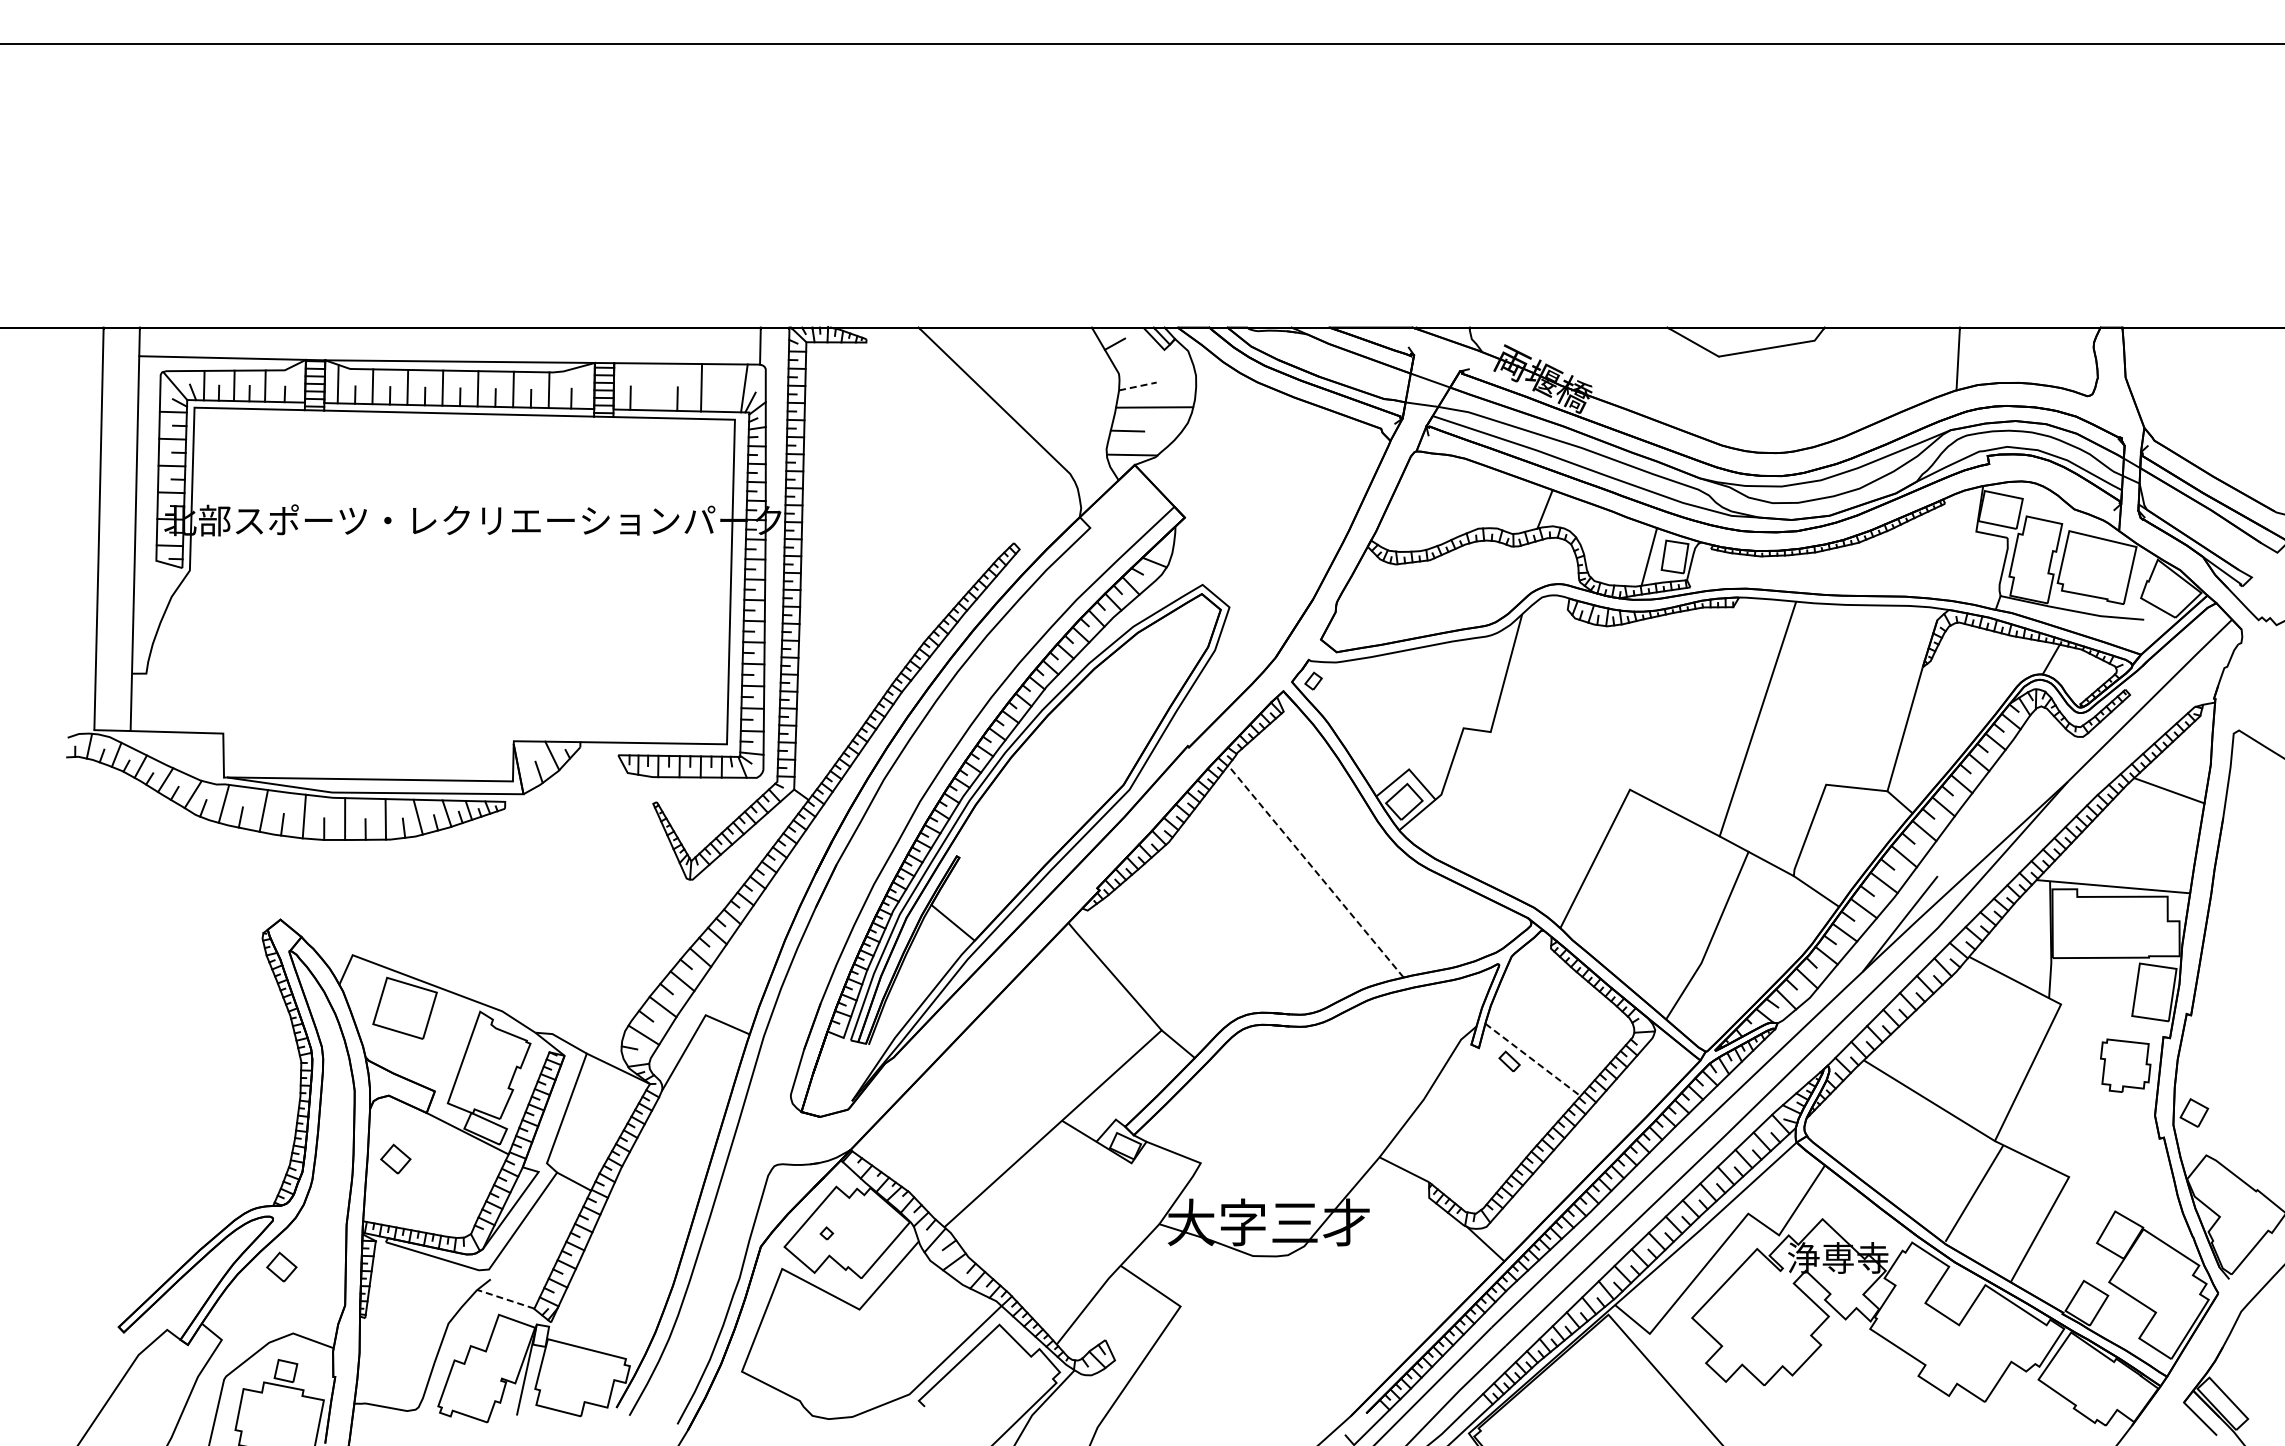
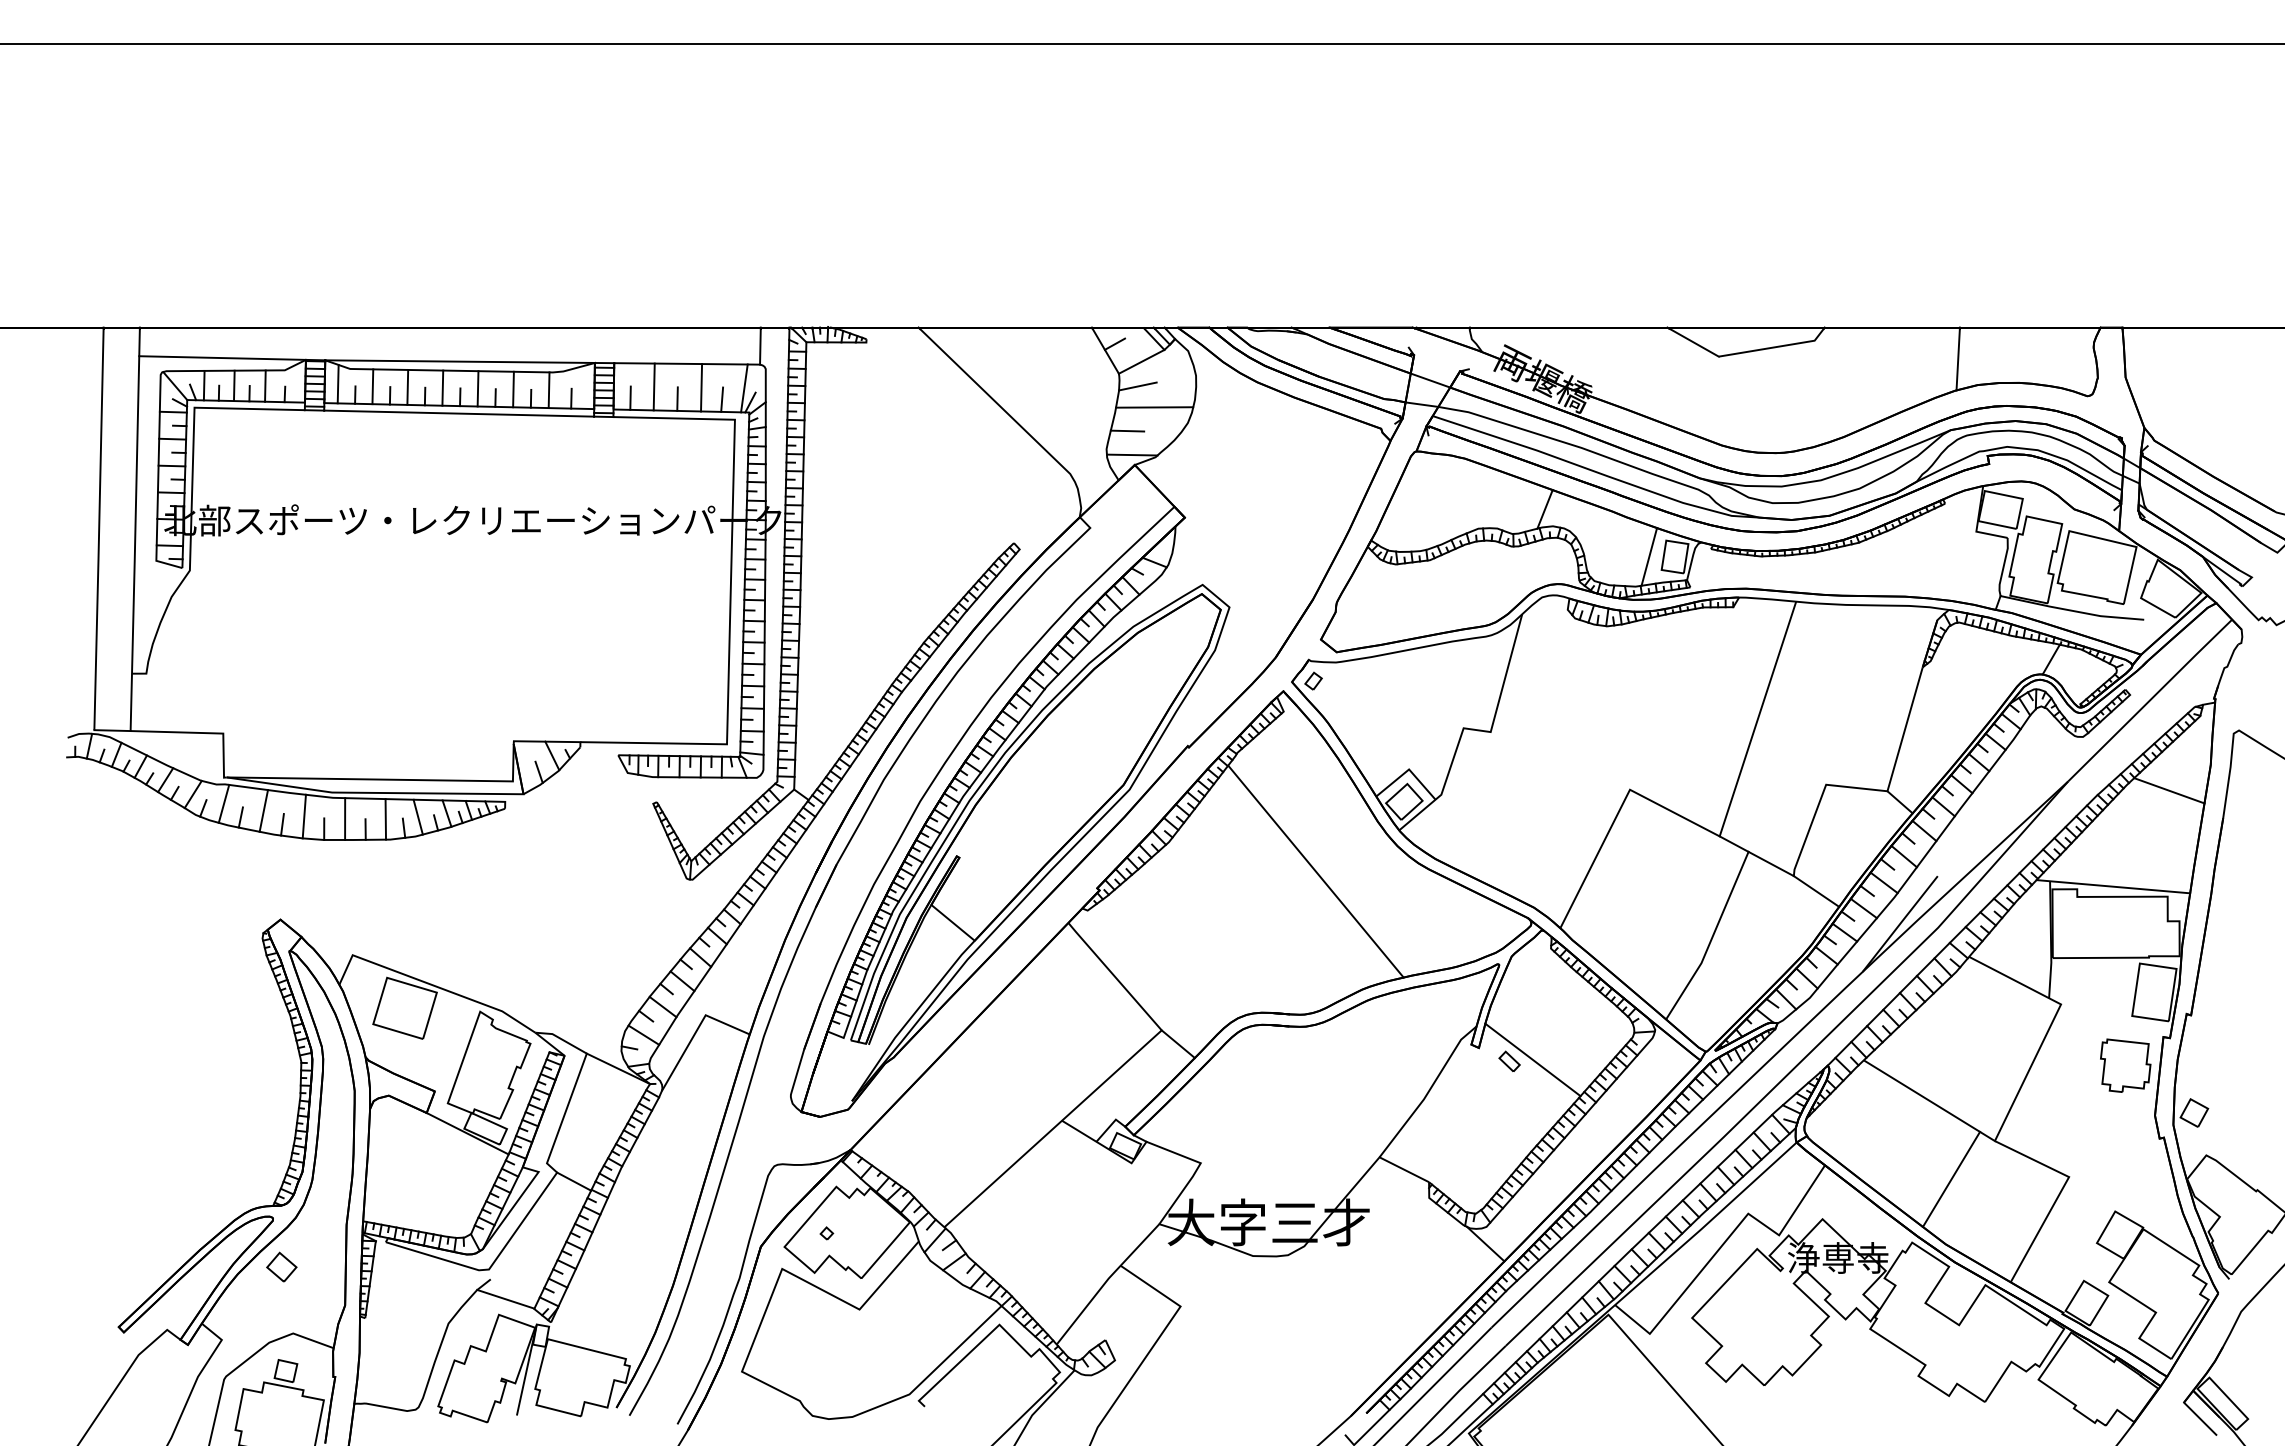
line: none -> present (1141, 361)
line: none -> present (653, 386)
line: dashed -> solid (1138, 386)
line: none -> present (722, 399)
line: dashed -> solid (1315, 871)
line: dashed -> solid (1532, 1059)
part: present -> none (395, 1158)
line position: (1974, 1192) -> (1951, 1178) (1951, 1178)
line: dashed -> solid (505, 1299)
